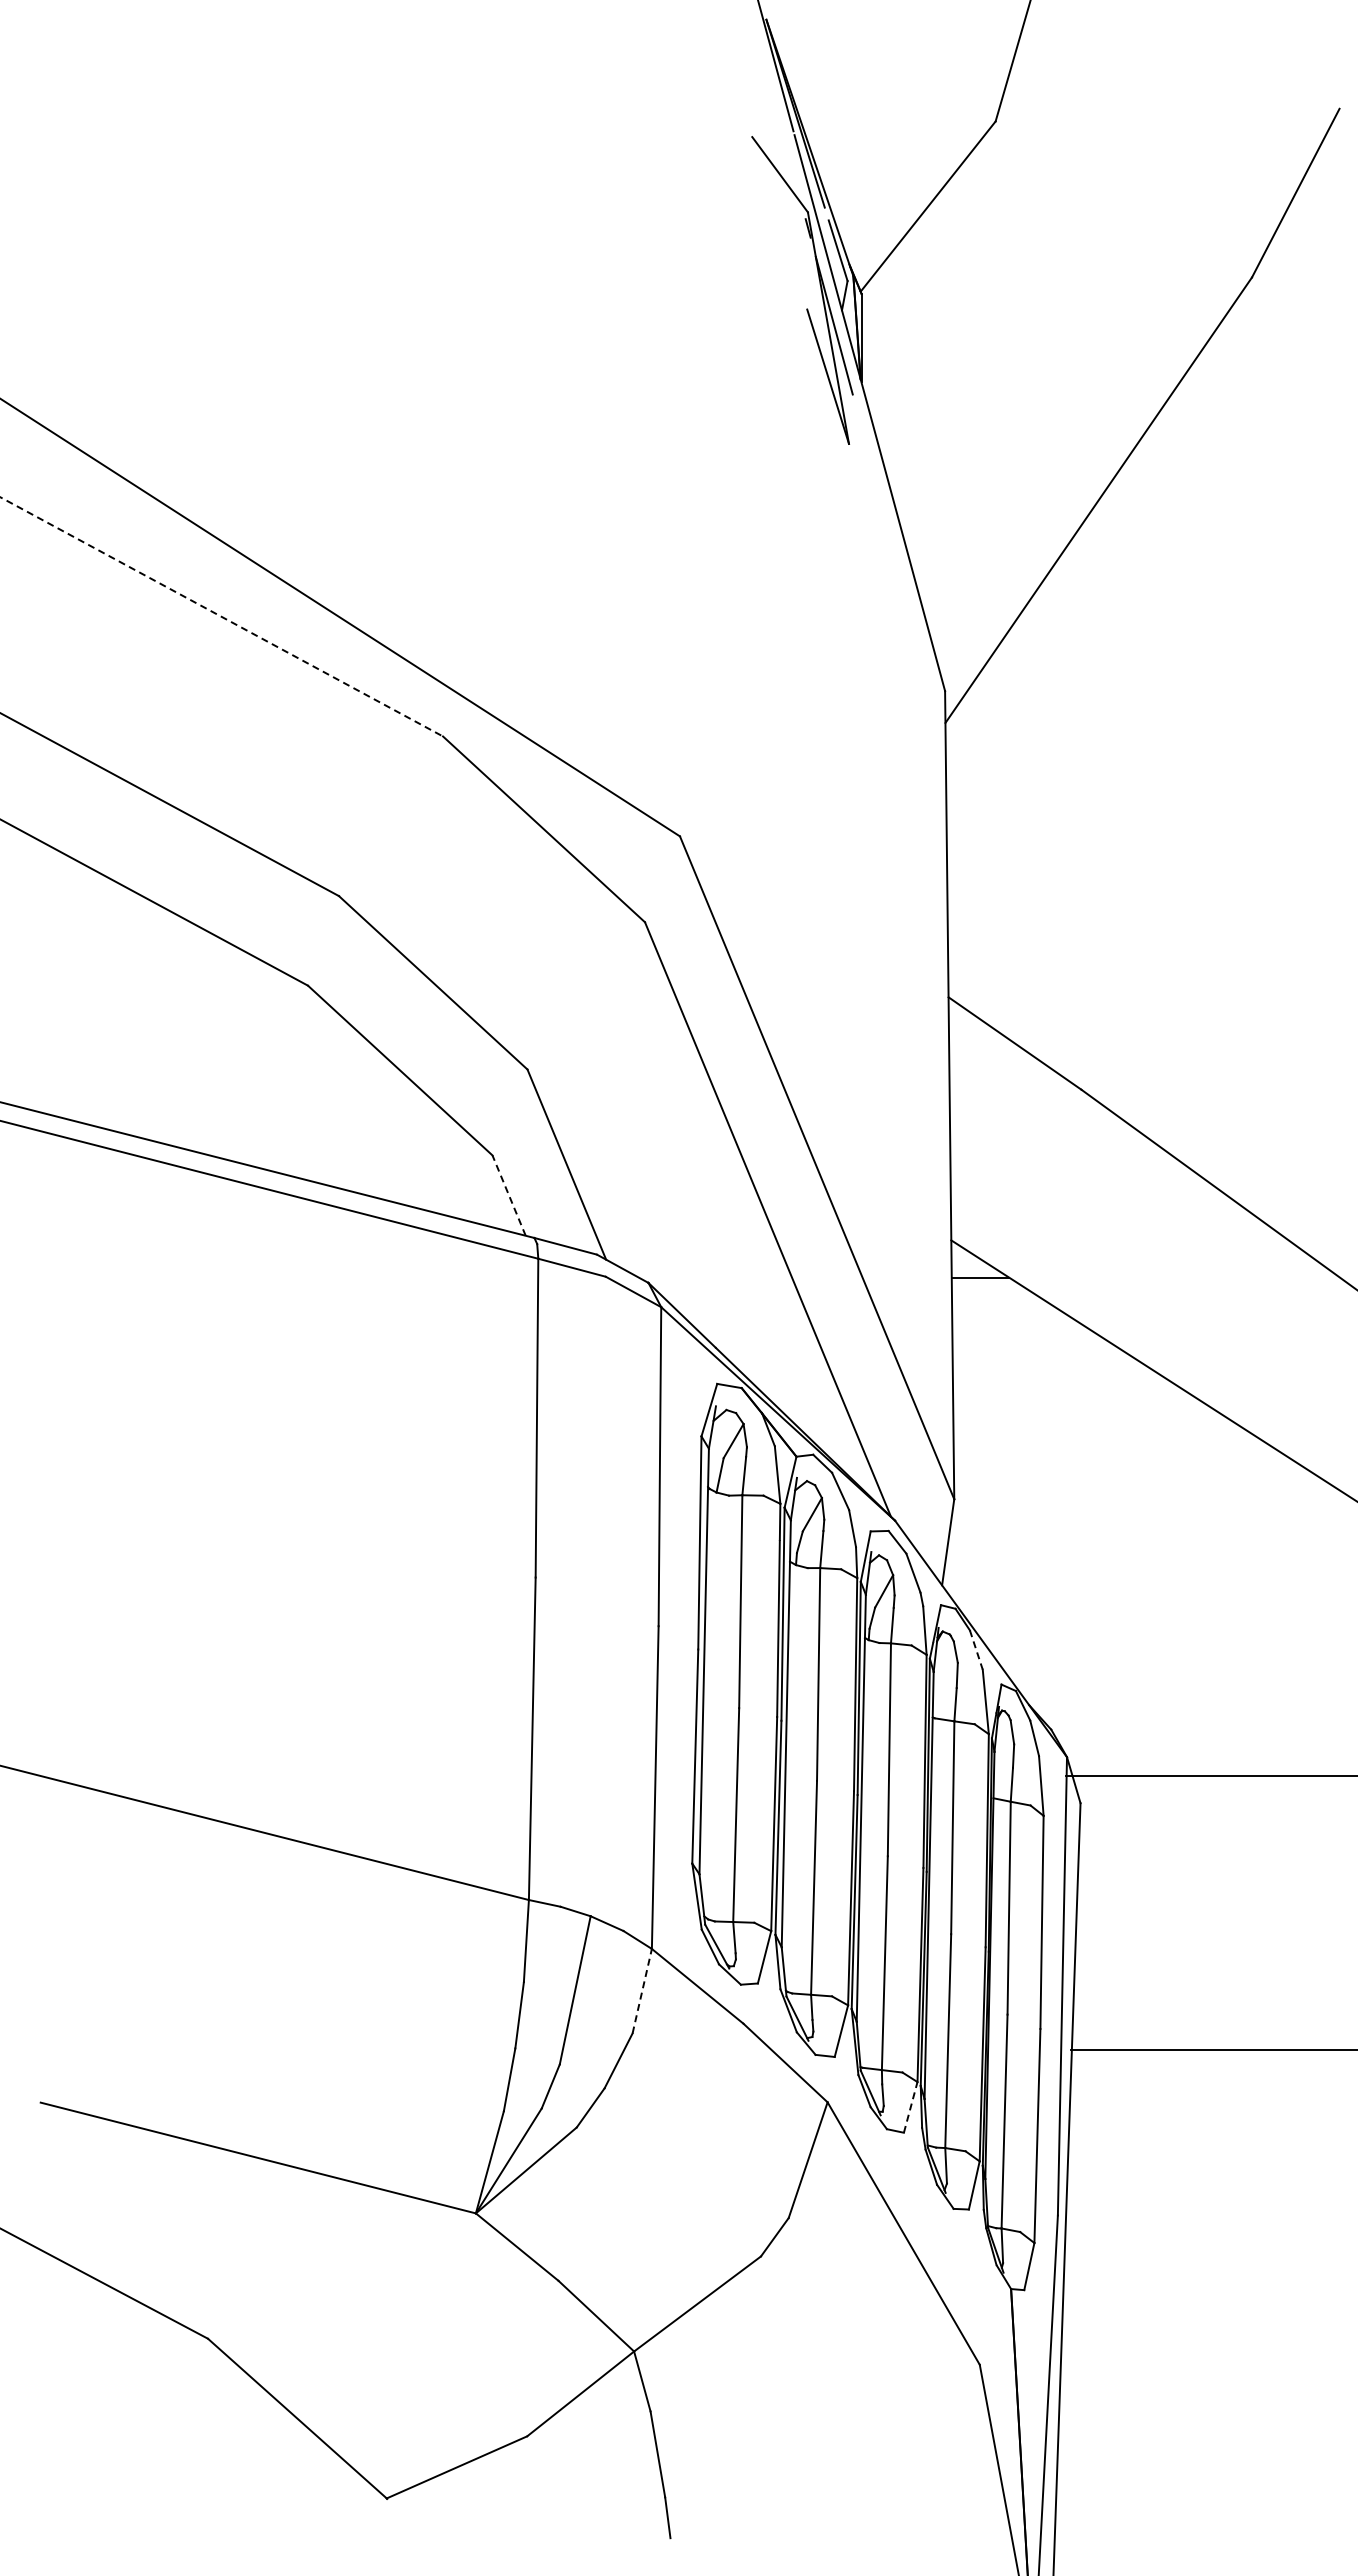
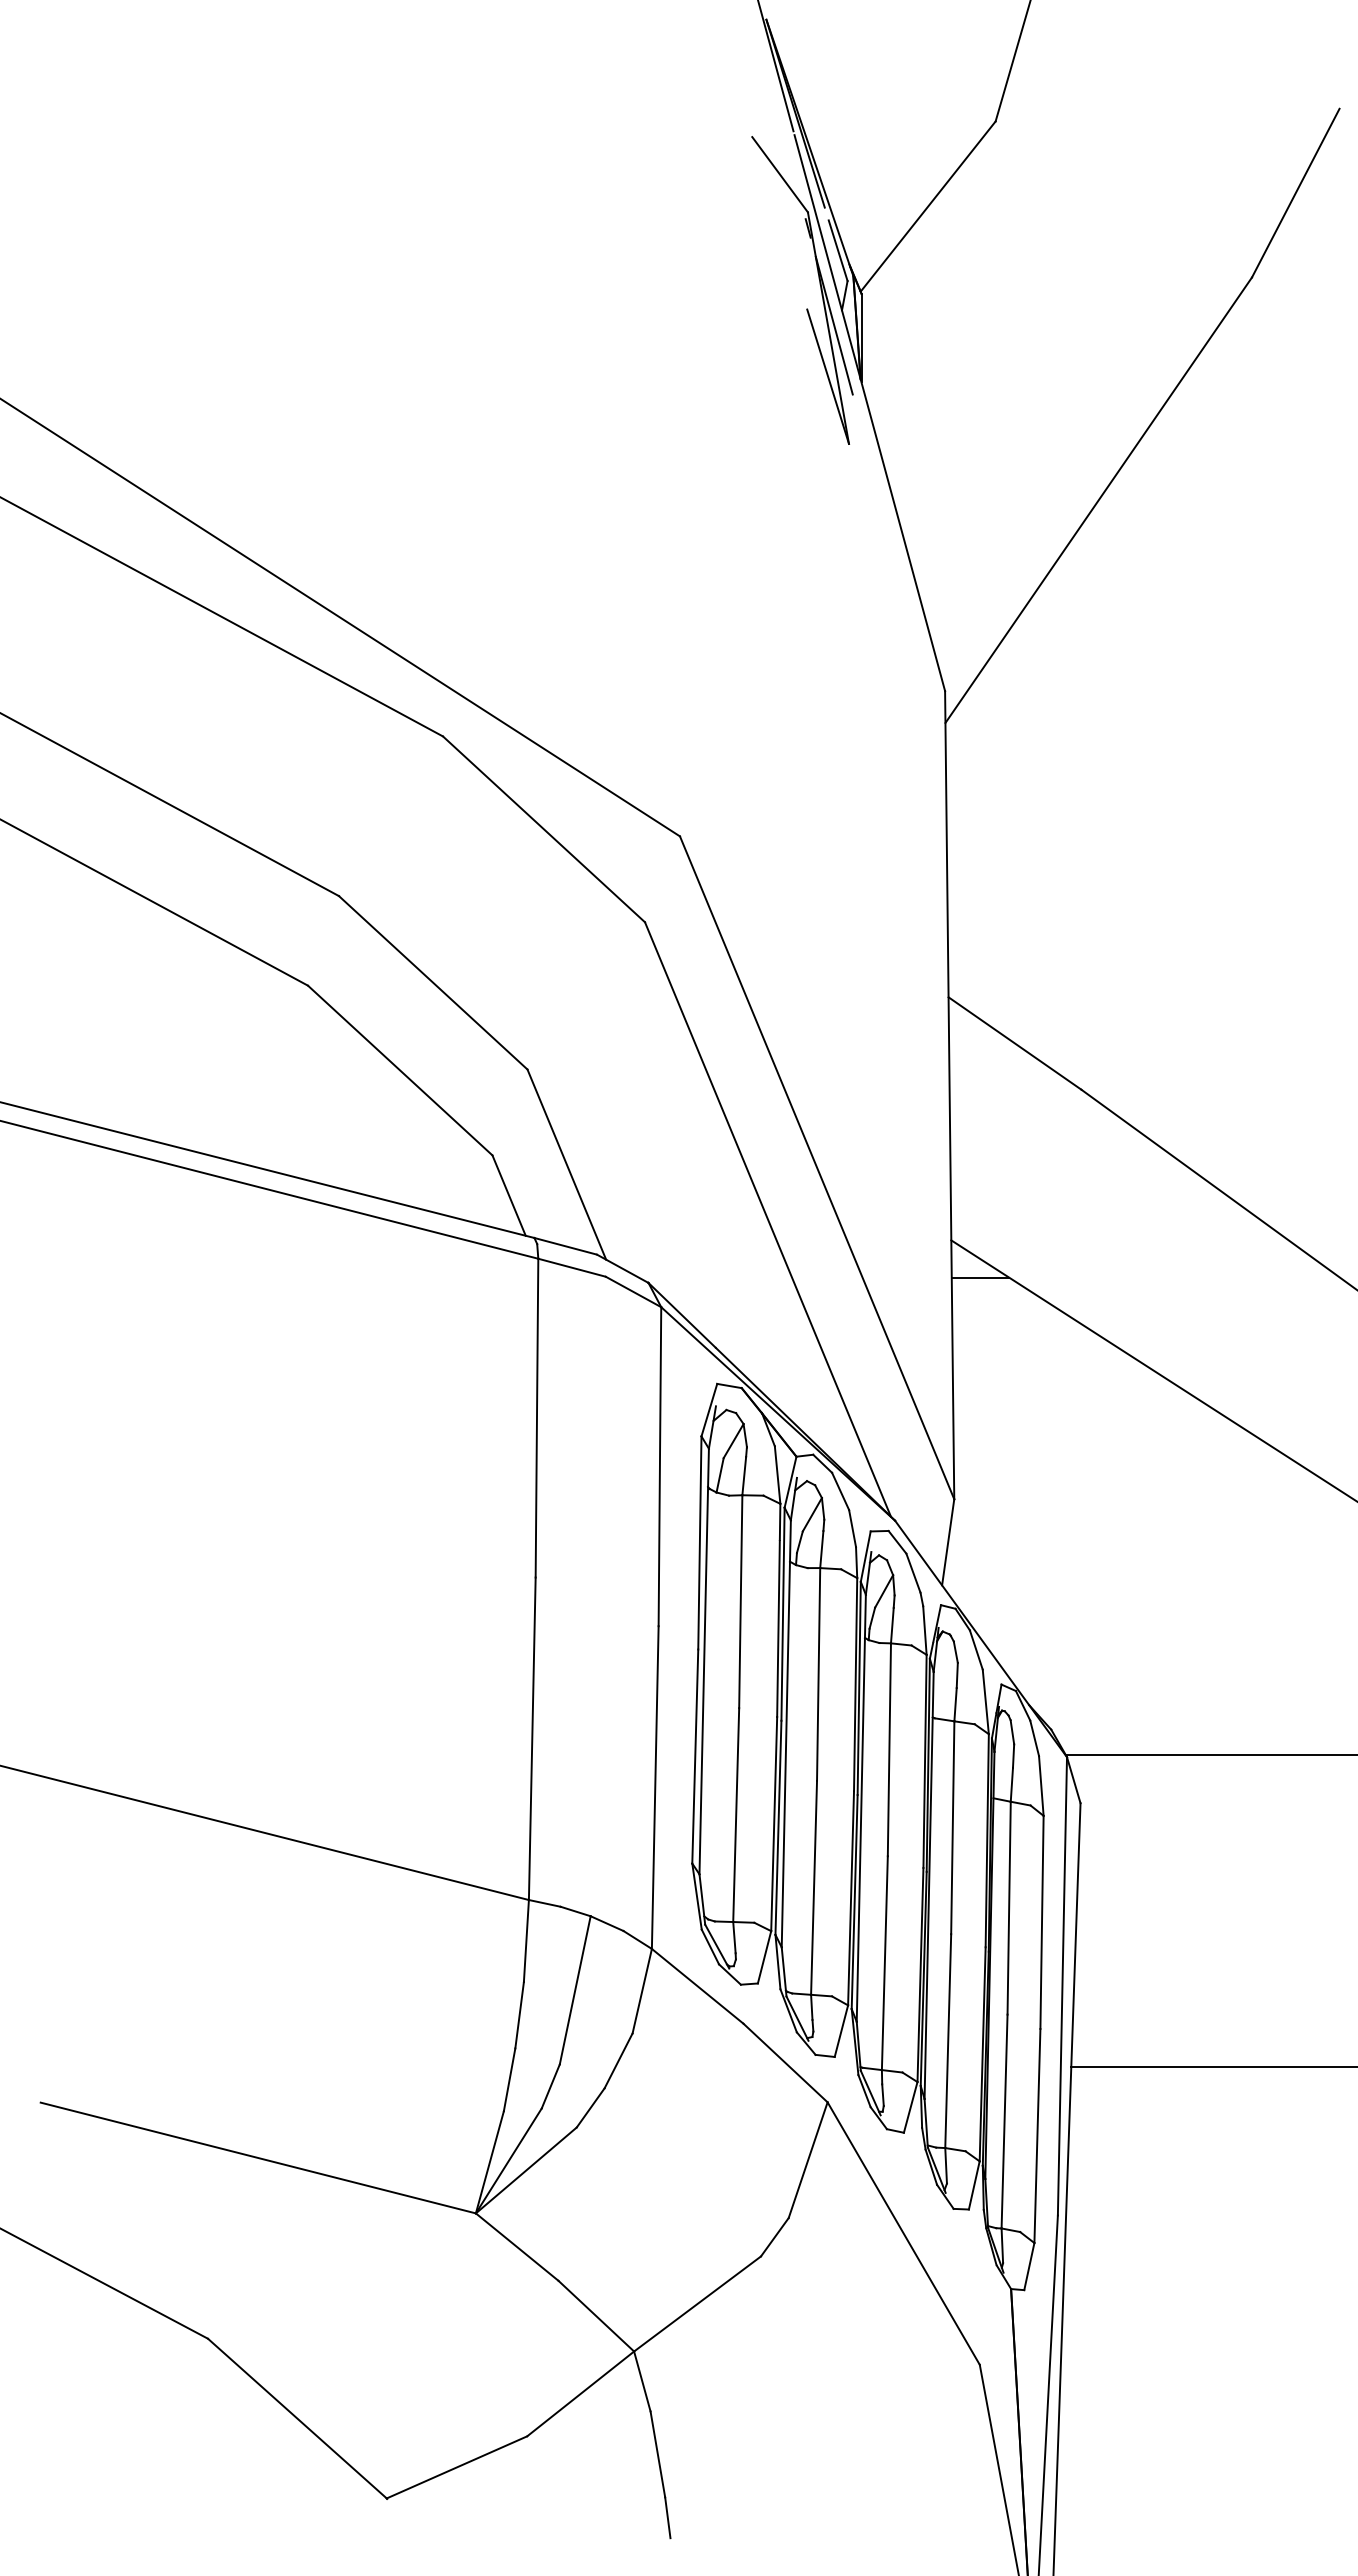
line: dashed -> solid (222, 617)
line: dashed -> solid (508, 1195)
line: dashed -> solid (976, 1650)
line position: (1209, 1775) -> (1209, 1754) (1209, 1754)
line: dashed -> solid (642, 1990)
line position: (1212, 2049) -> (1212, 2066) (1212, 2066)
line: dashed -> solid (910, 2106)
